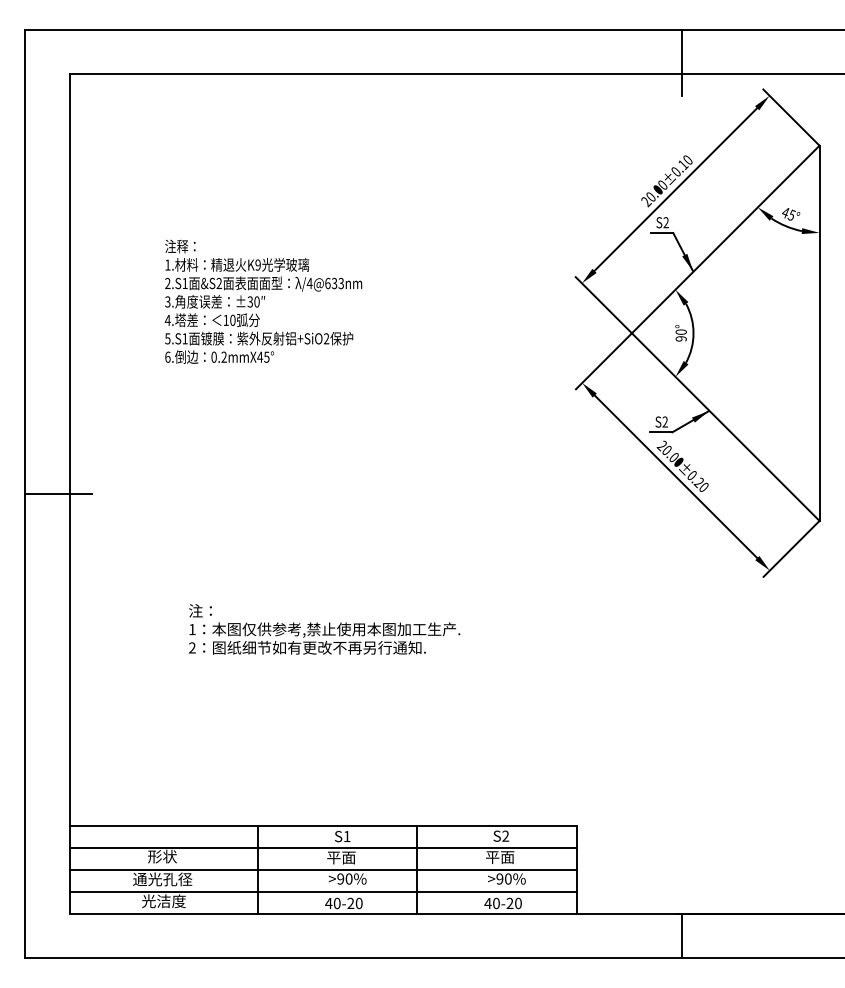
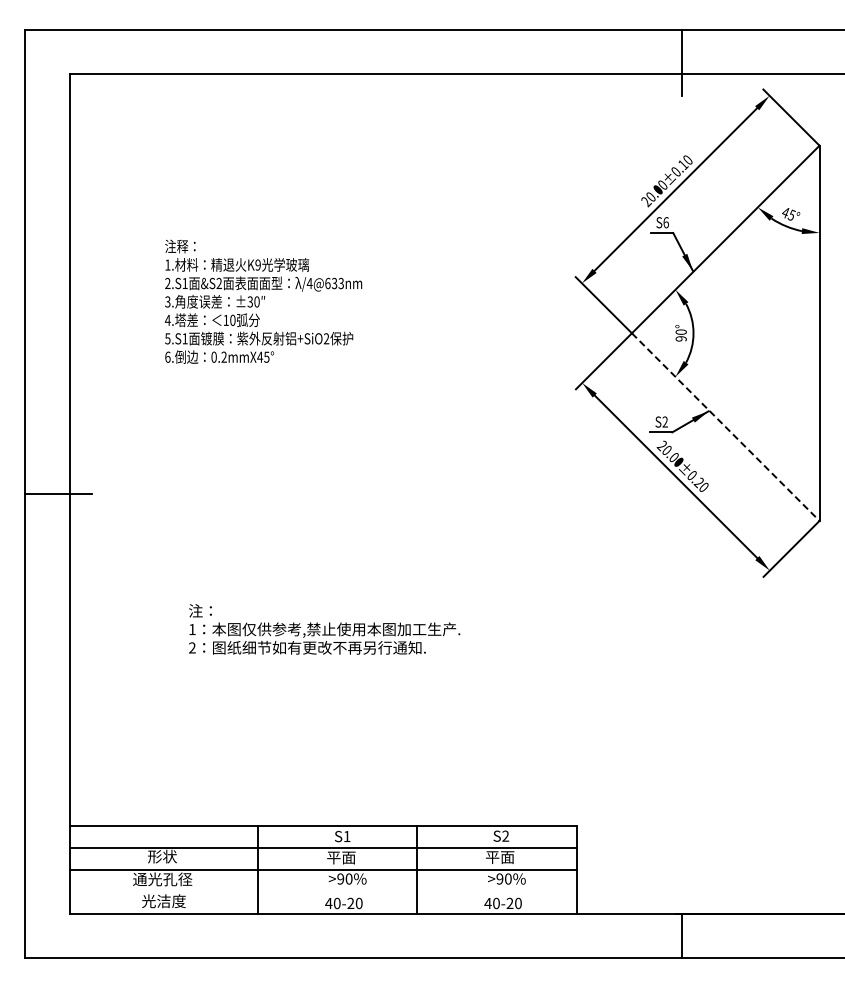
text: S2 -> S6 (665, 222)
line: solid -> dashed (725, 427)
line: present -> none (322, 892)
